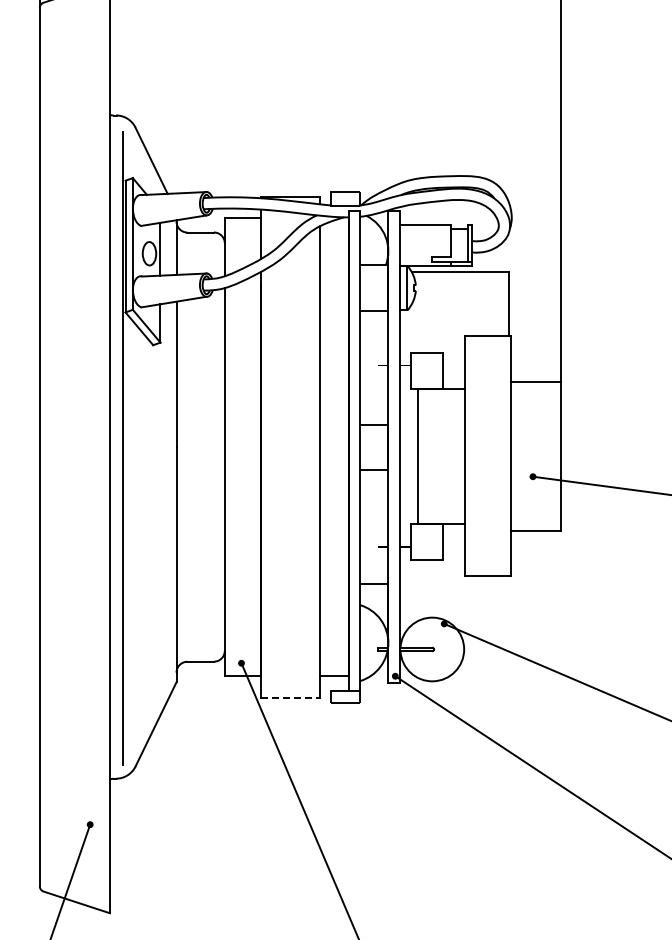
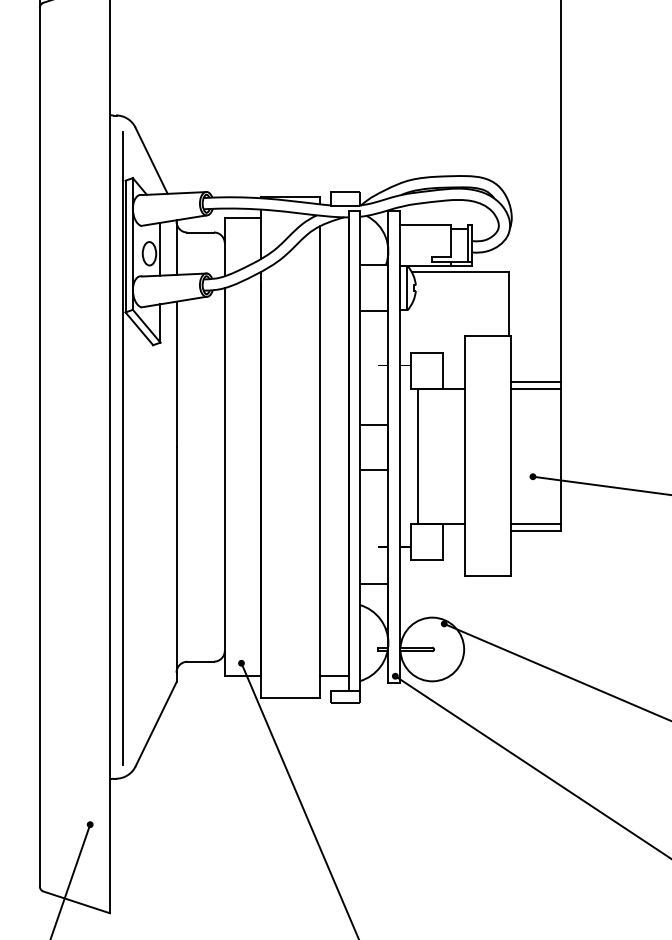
line: none -> present (535, 389)
line: none -> present (535, 523)
line: dashed -> solid (290, 697)
